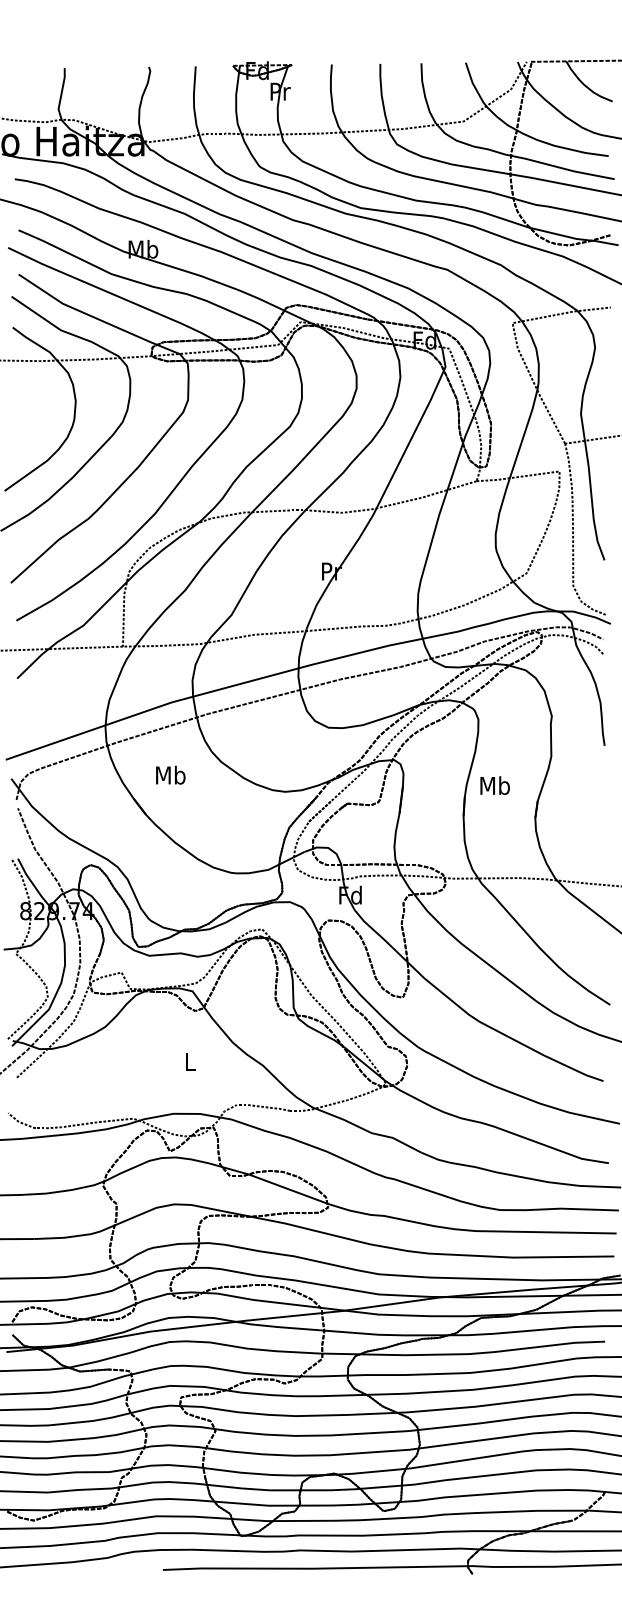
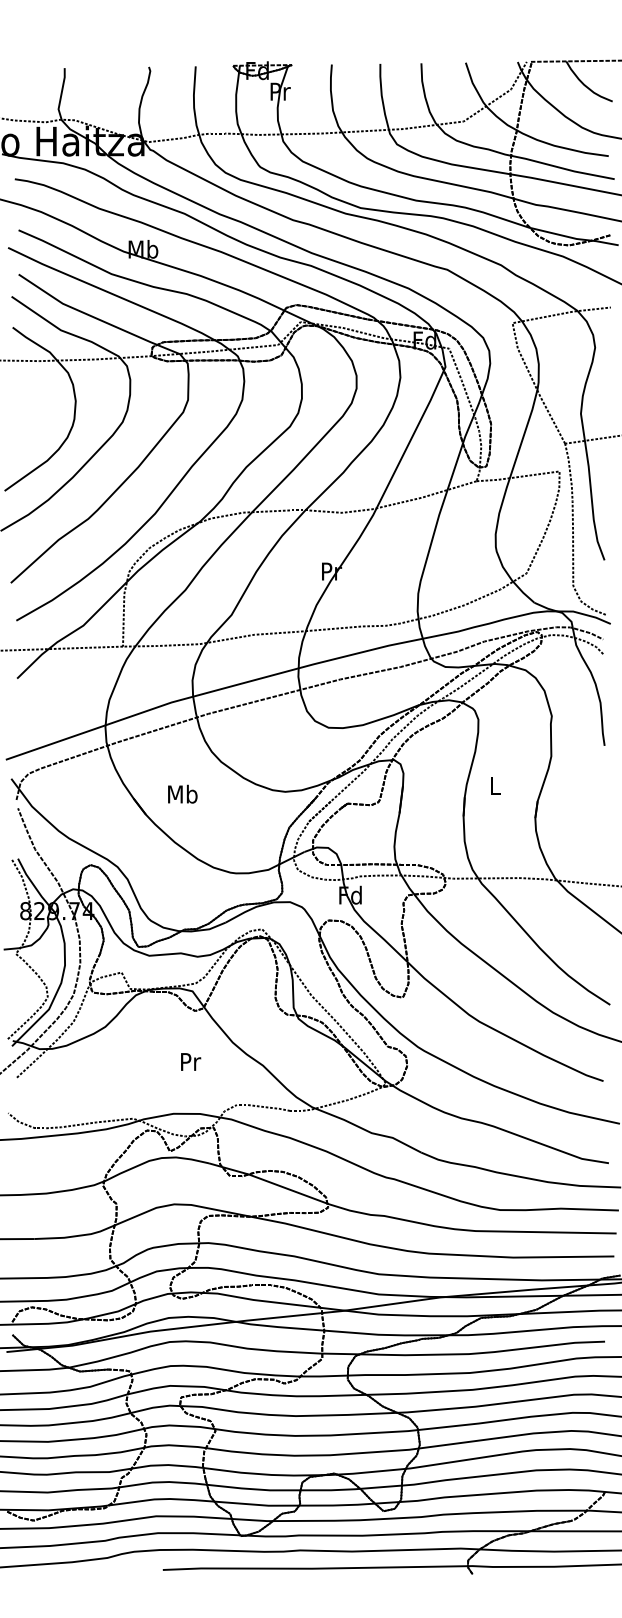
text position: (170, 774) -> (182, 793) (182, 793)
text: Mb -> L (494, 785)
text: L -> Pr (191, 1061)
